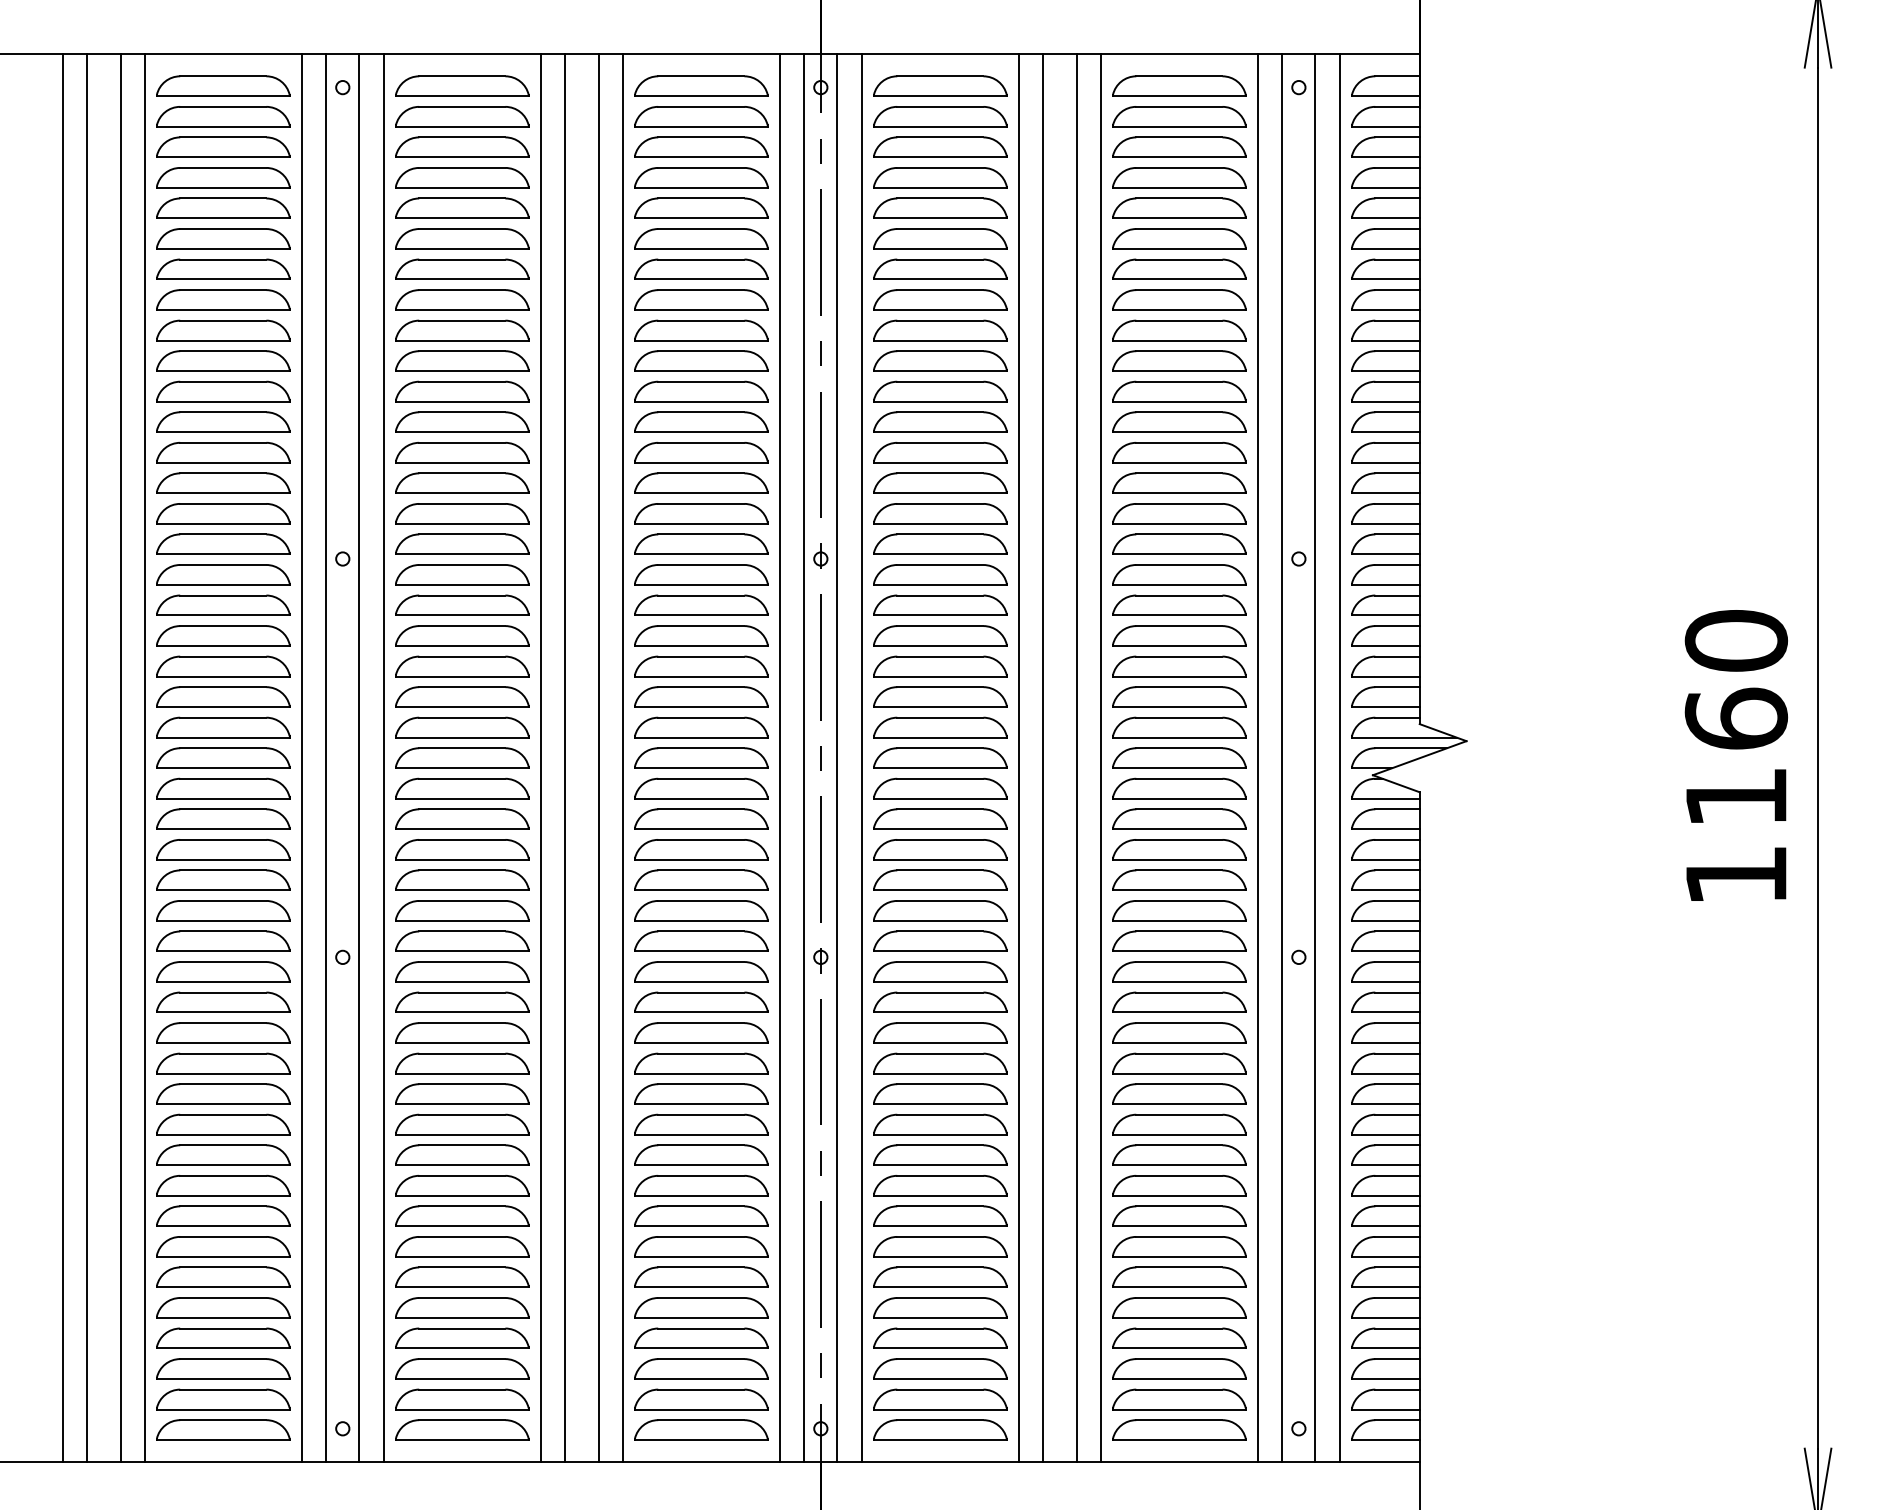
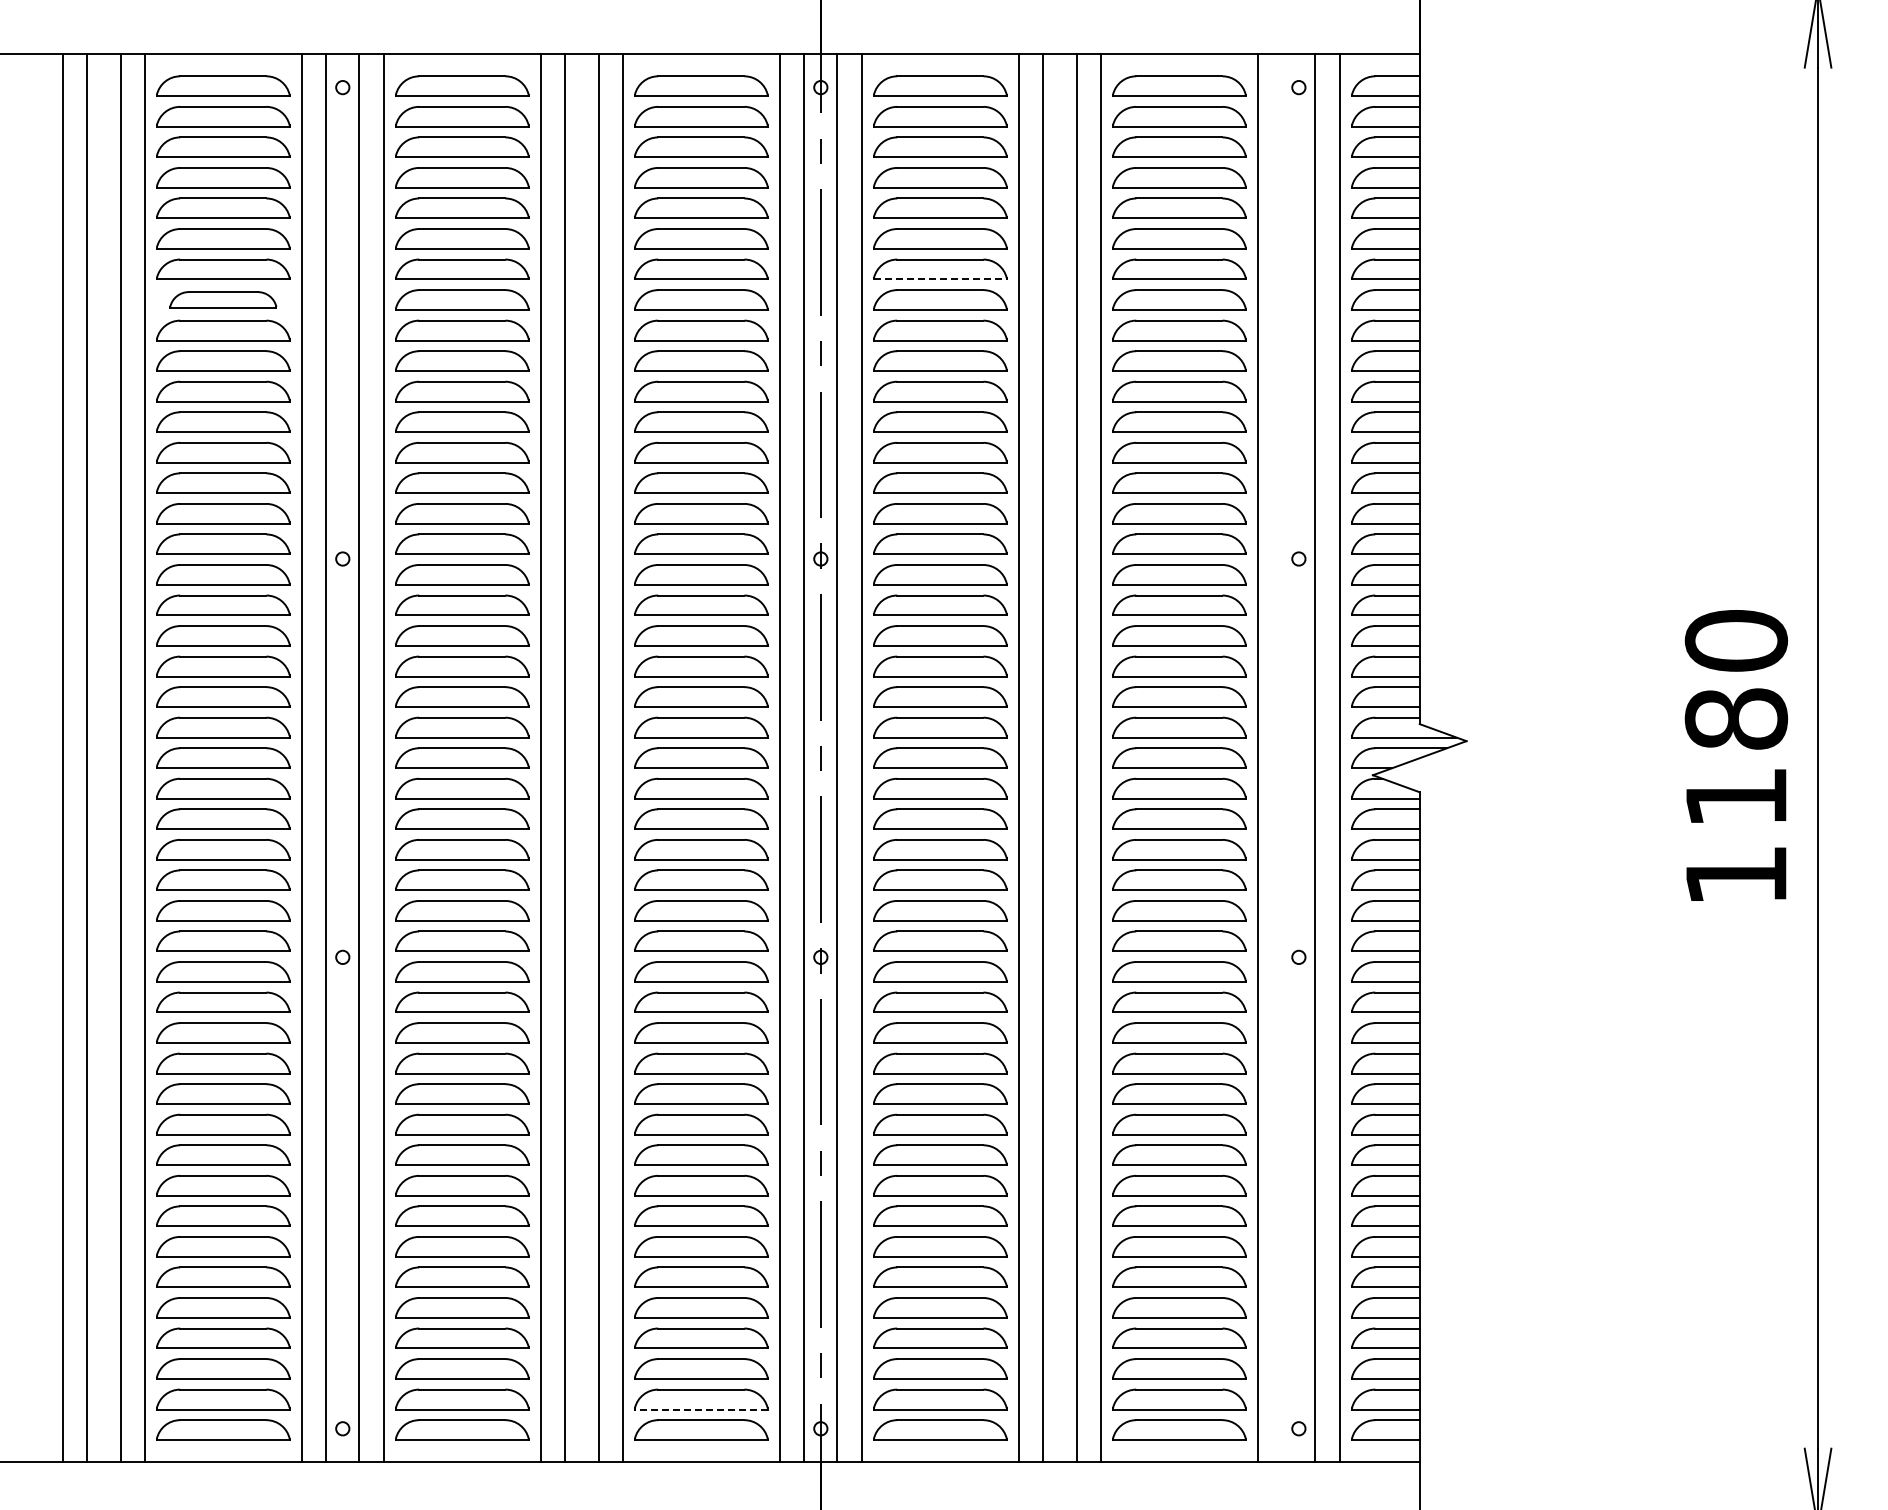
line: solid -> dashed (940, 279)
part size: 135x22 px -> 109x18 px (223, 299)
text: 1160 -> 1180 (1735, 718)
line: present -> none (1281, 757)
line: solid -> dashed (700, 1409)
